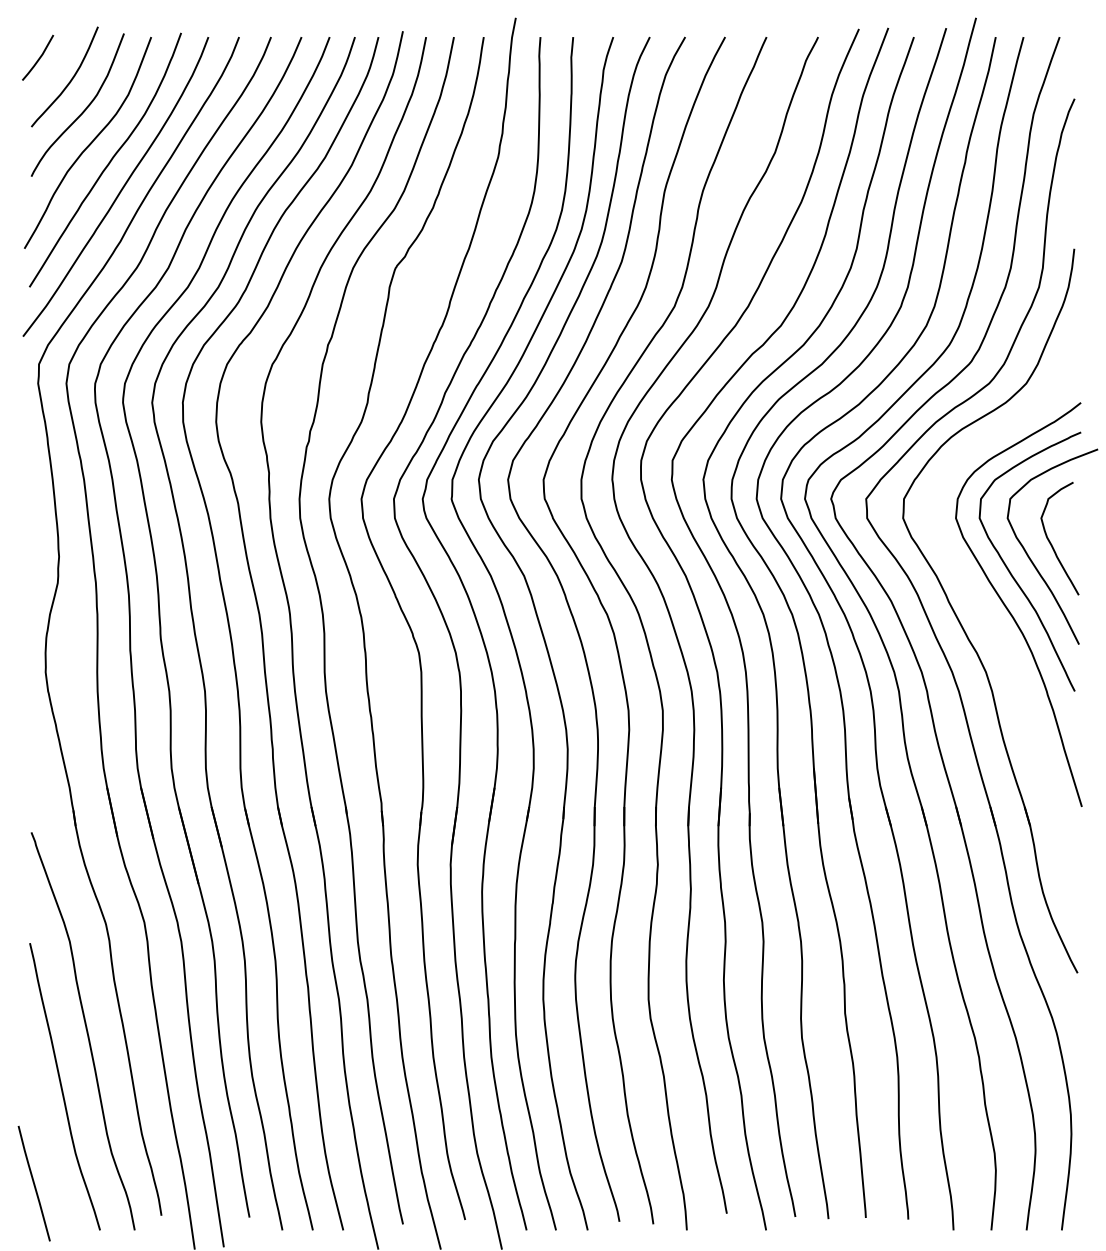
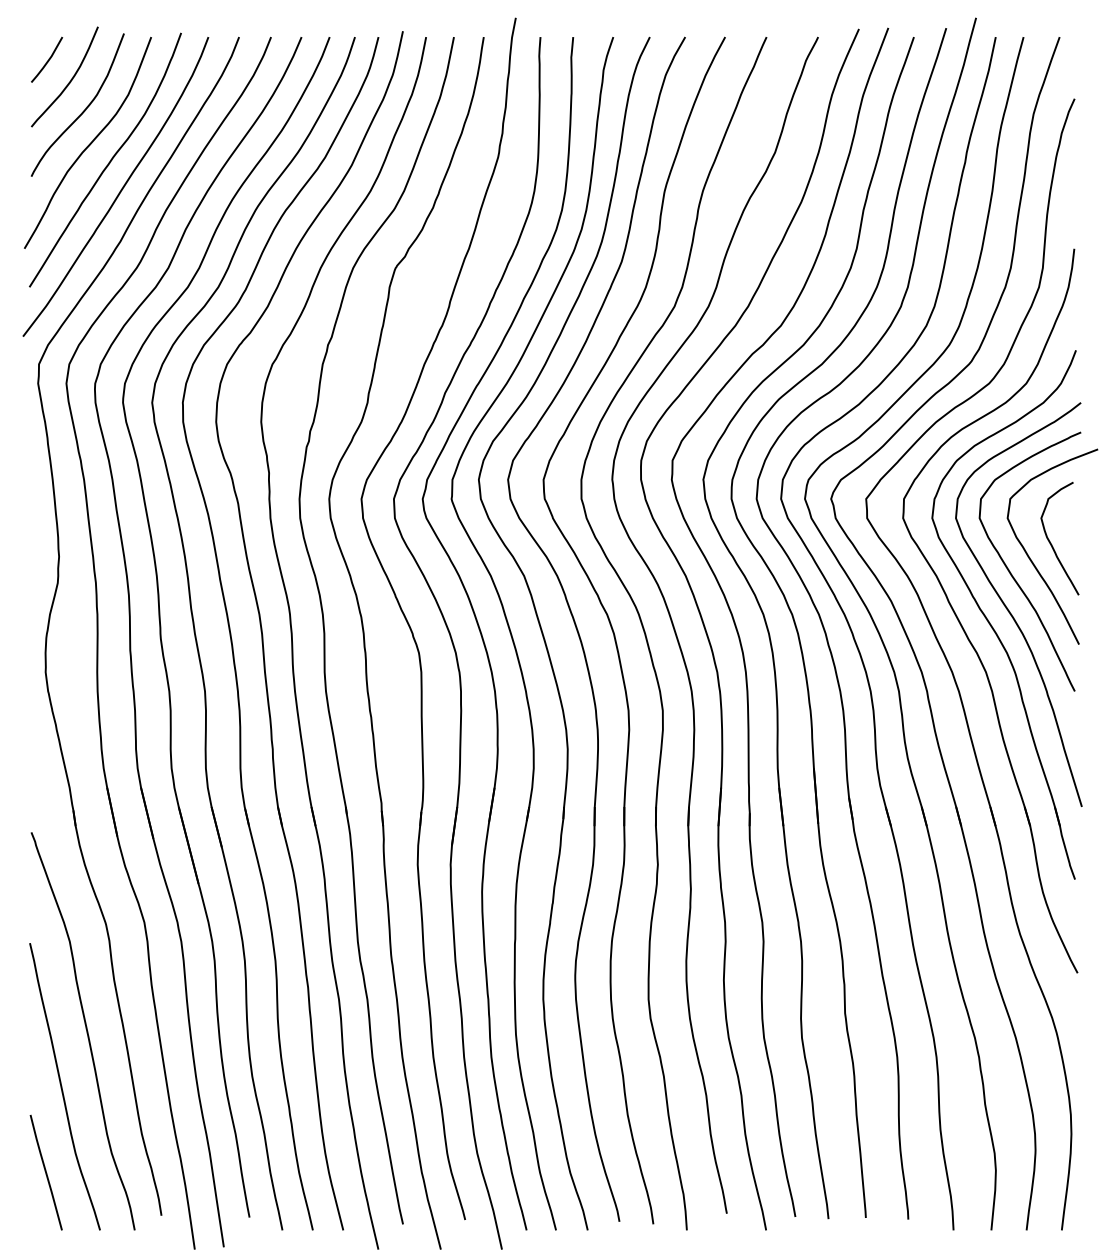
curve position: (39, 57) -> (48, 59) (48, 59)
part: none -> present (990, 622)
line position: (33, 1183) -> (45, 1172) (45, 1172)
